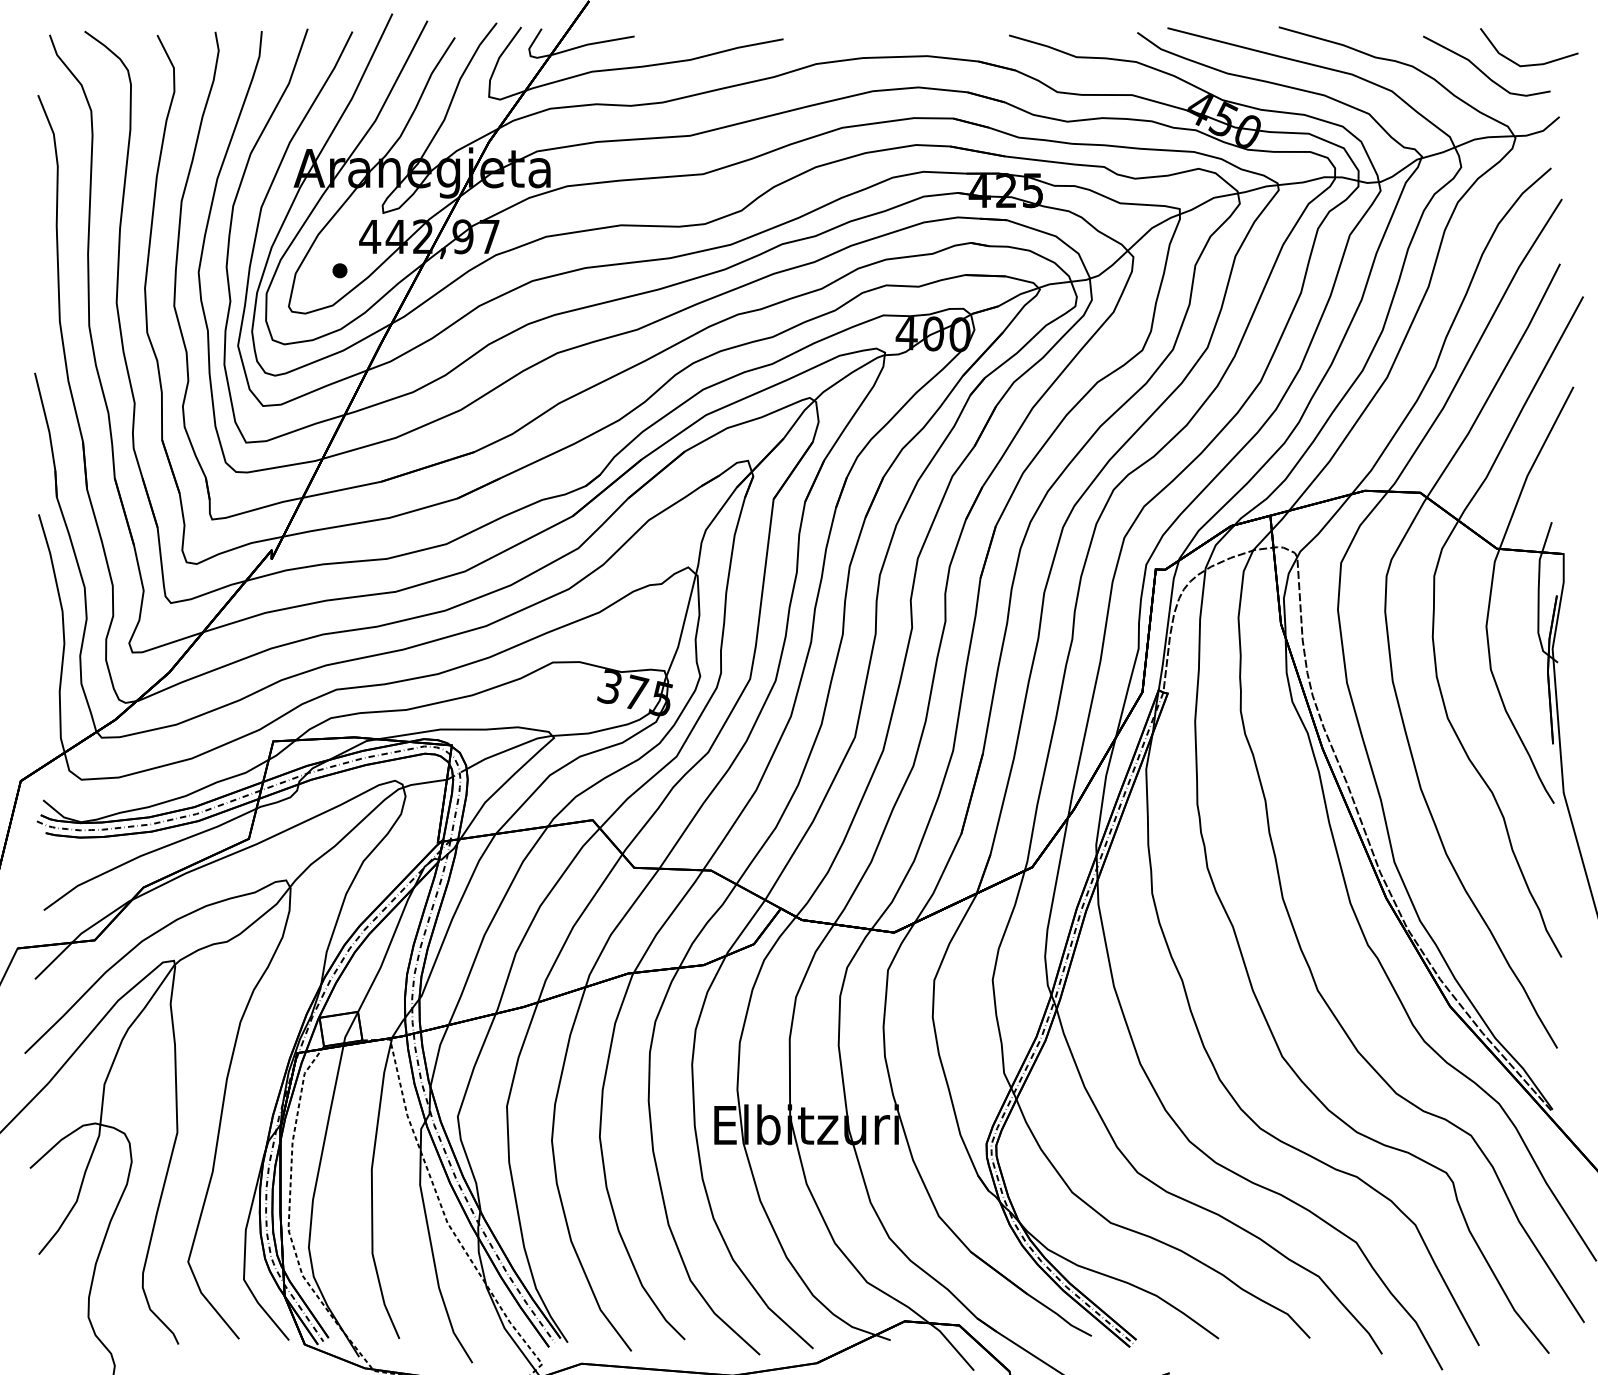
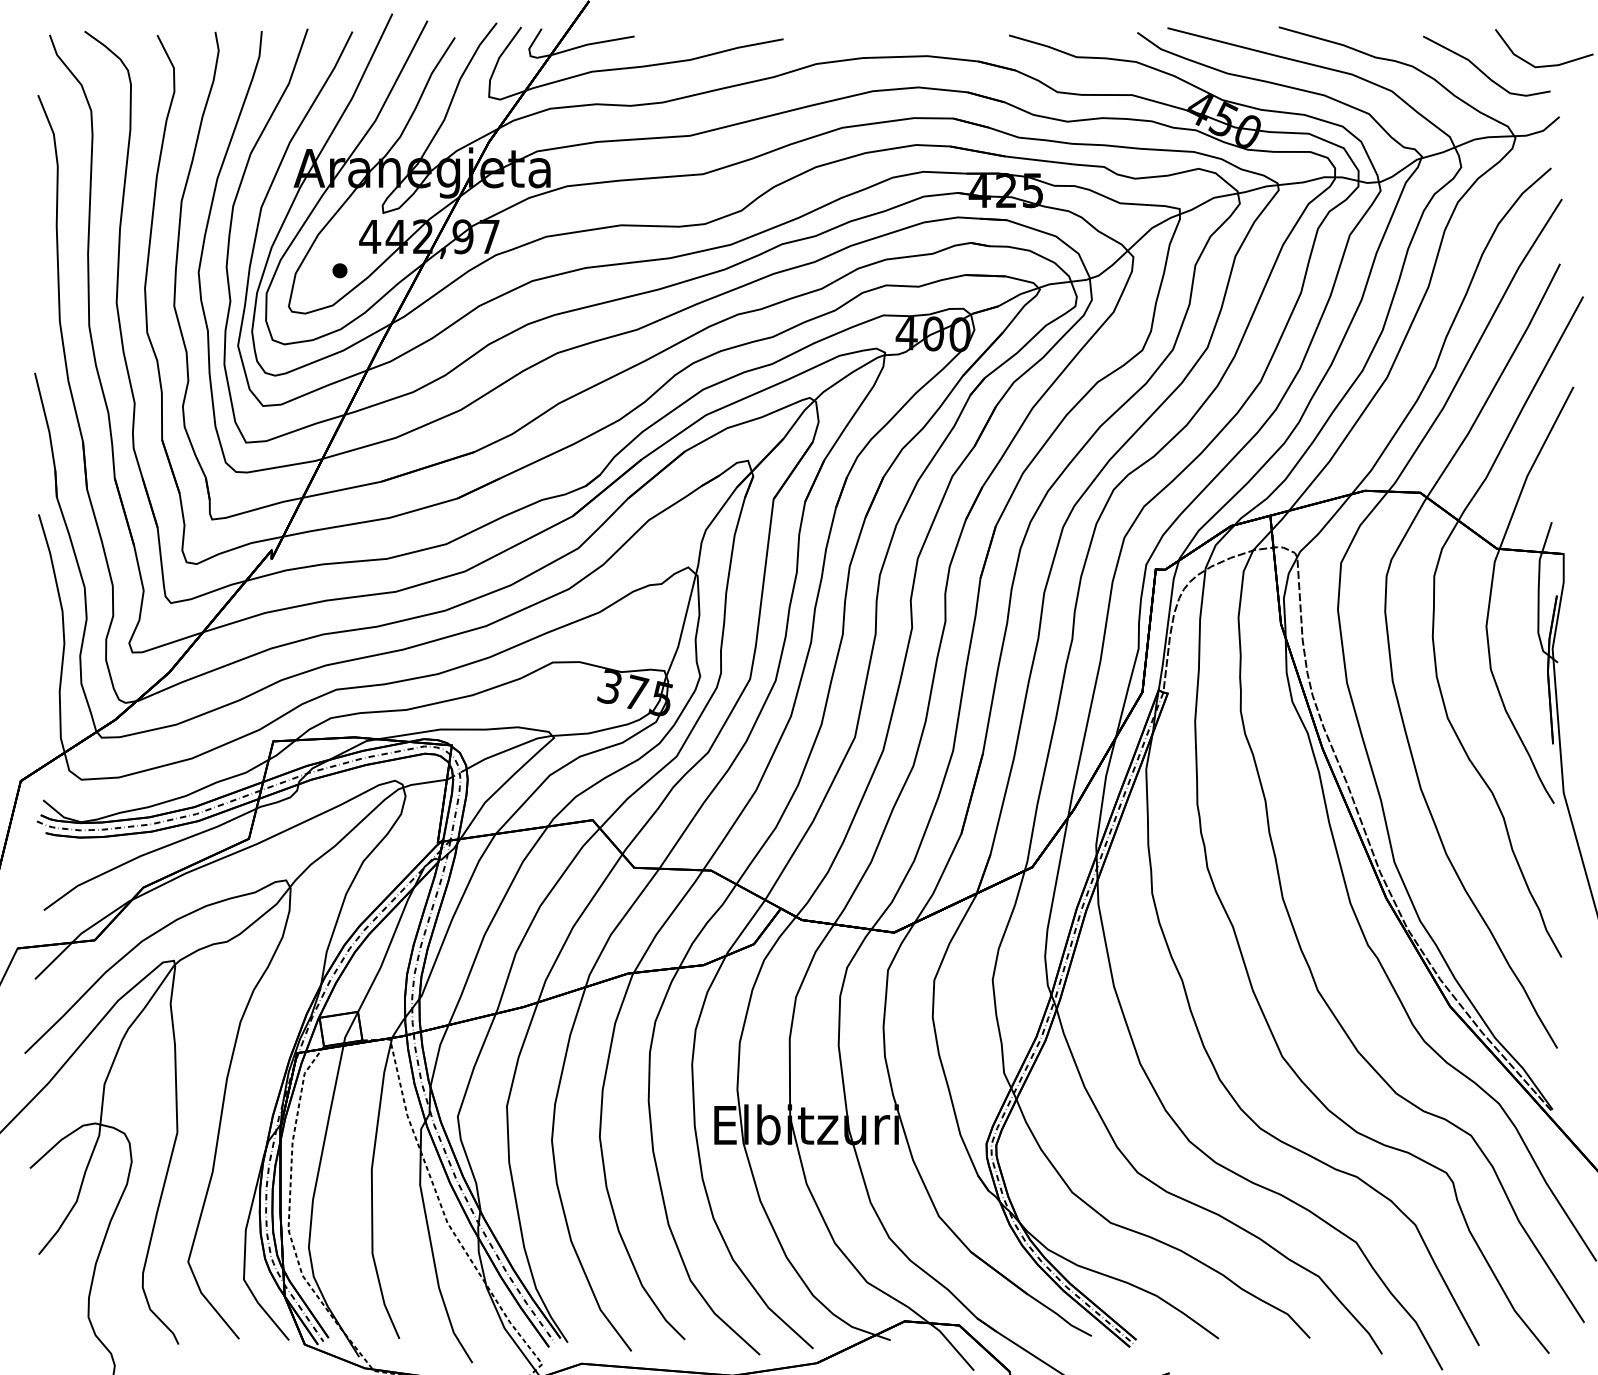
line position: (1529, 64) -> (1544, 65) (1544, 65)
